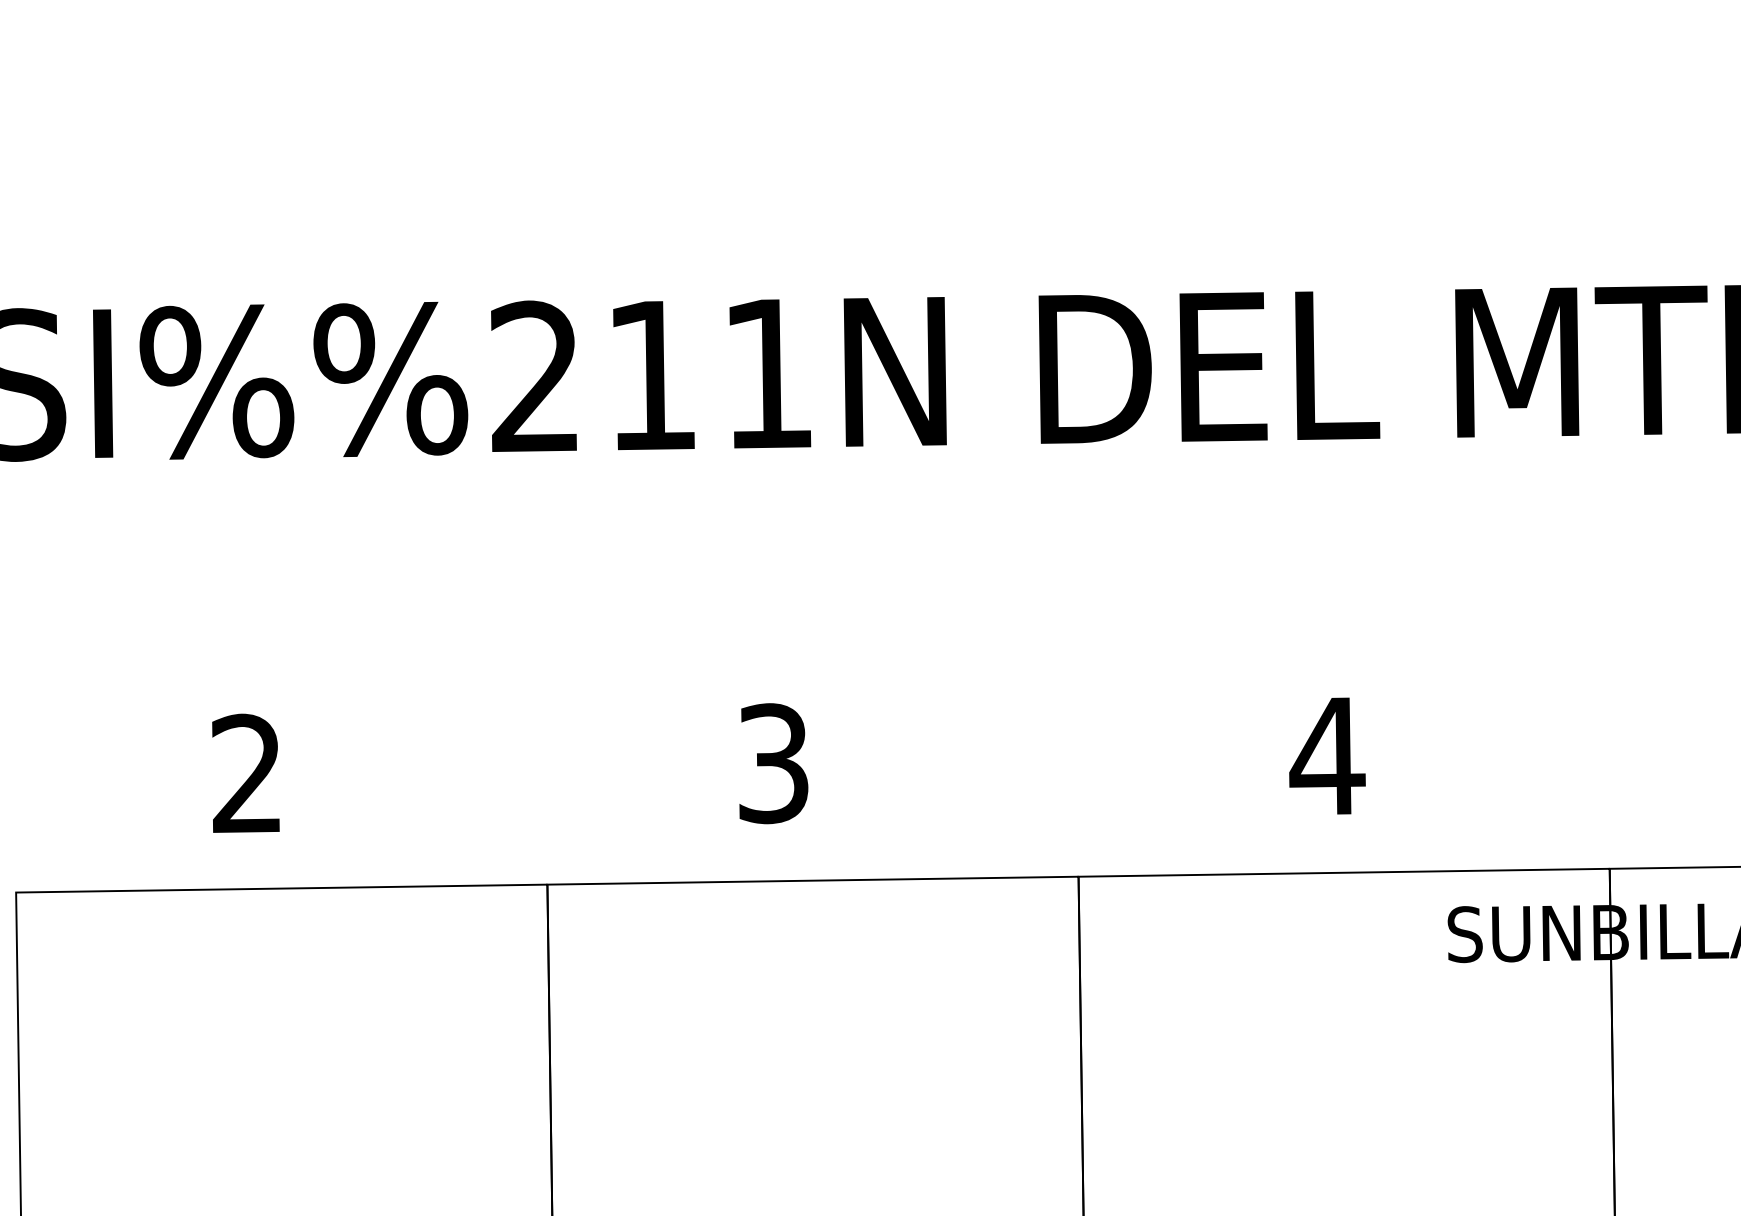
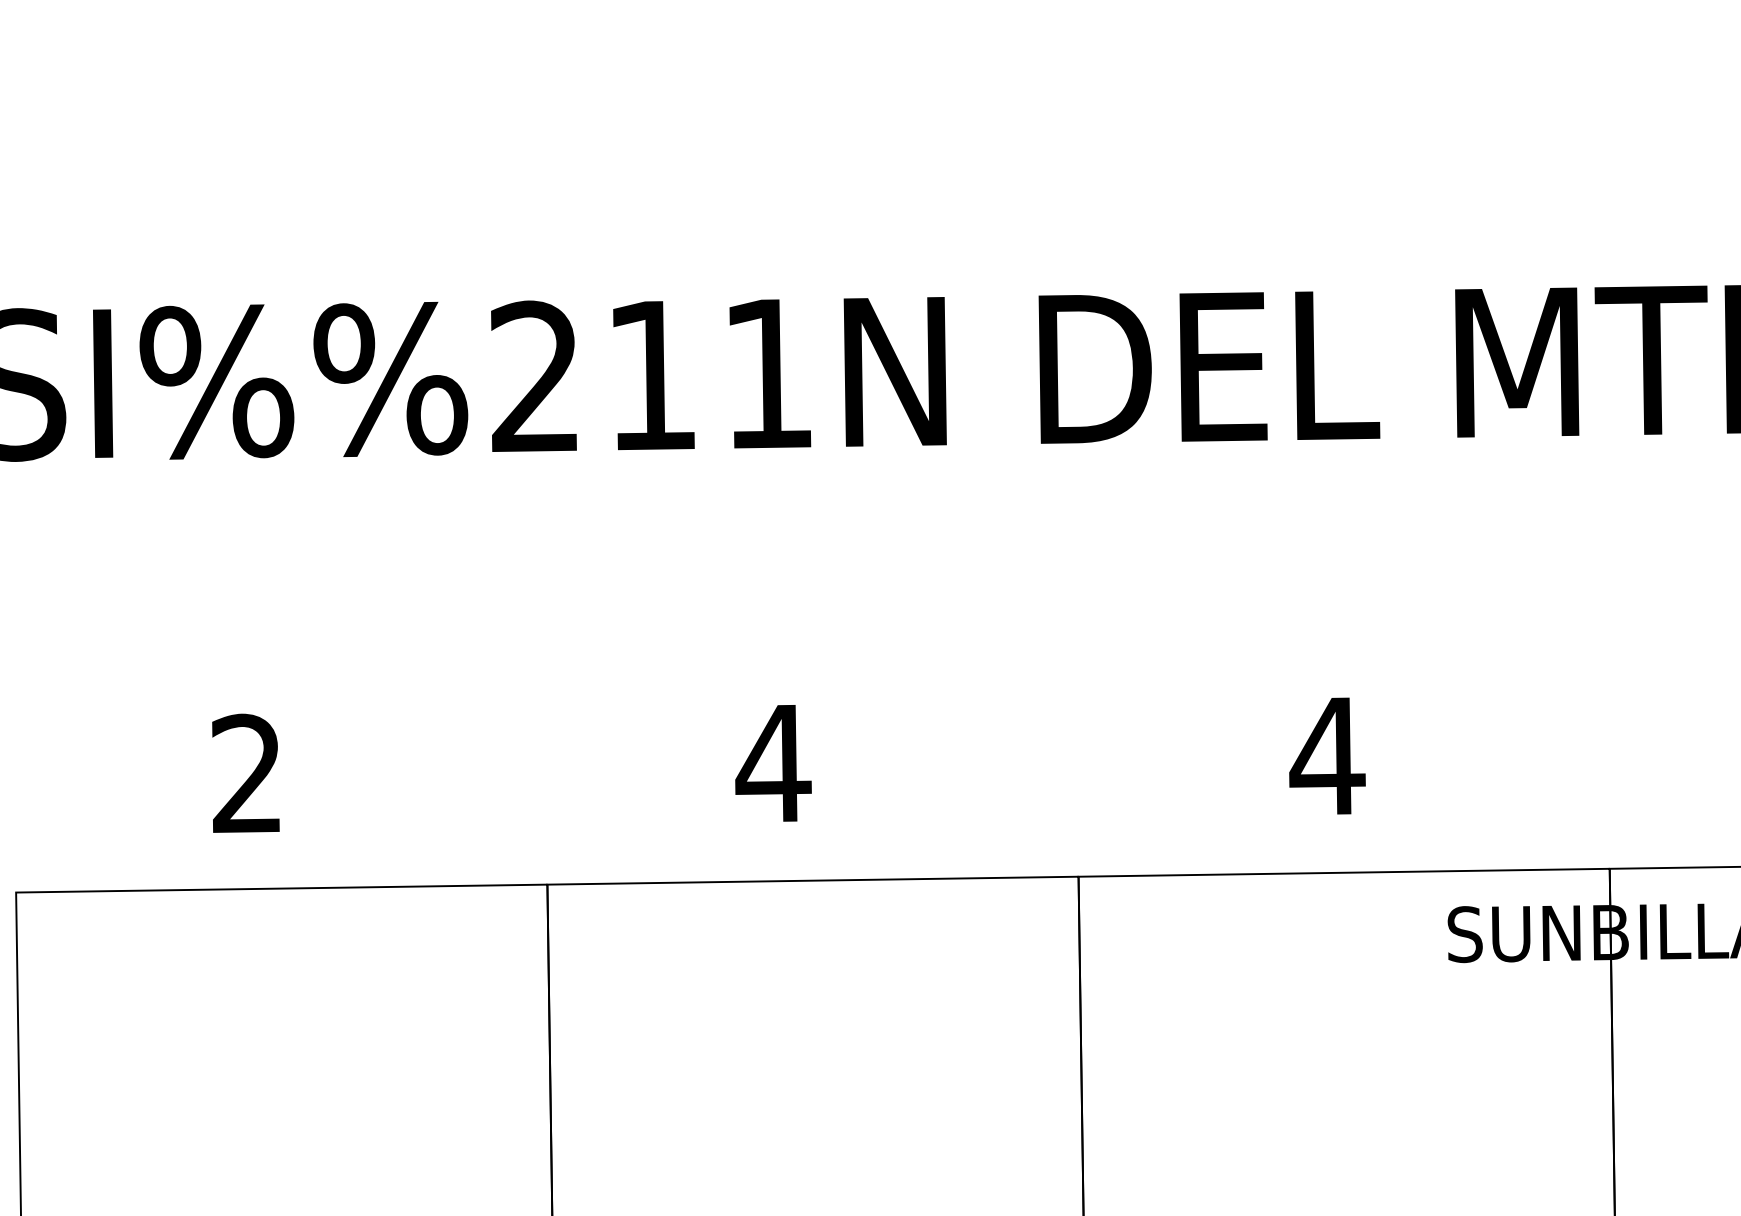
text: 3 -> 4 (773, 763)
